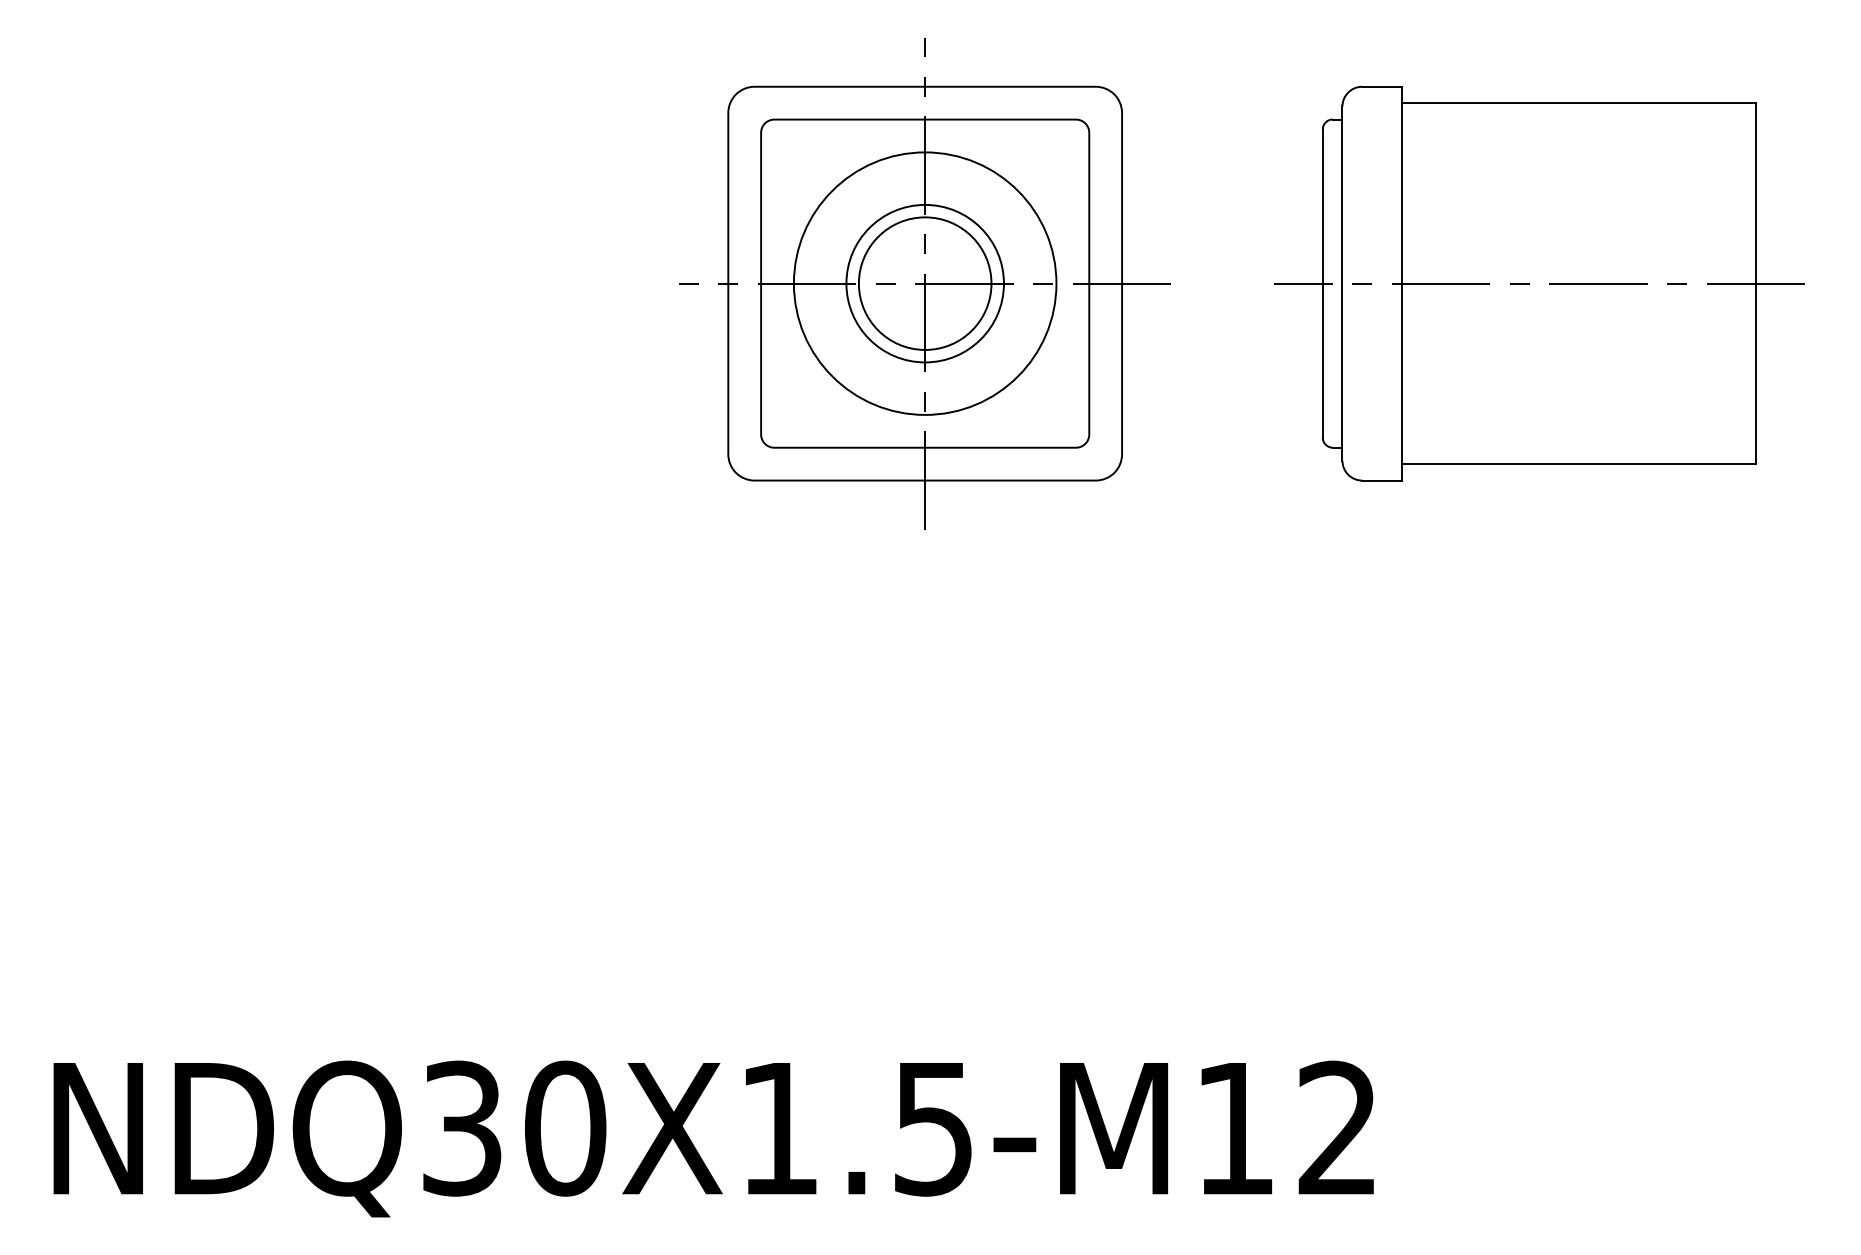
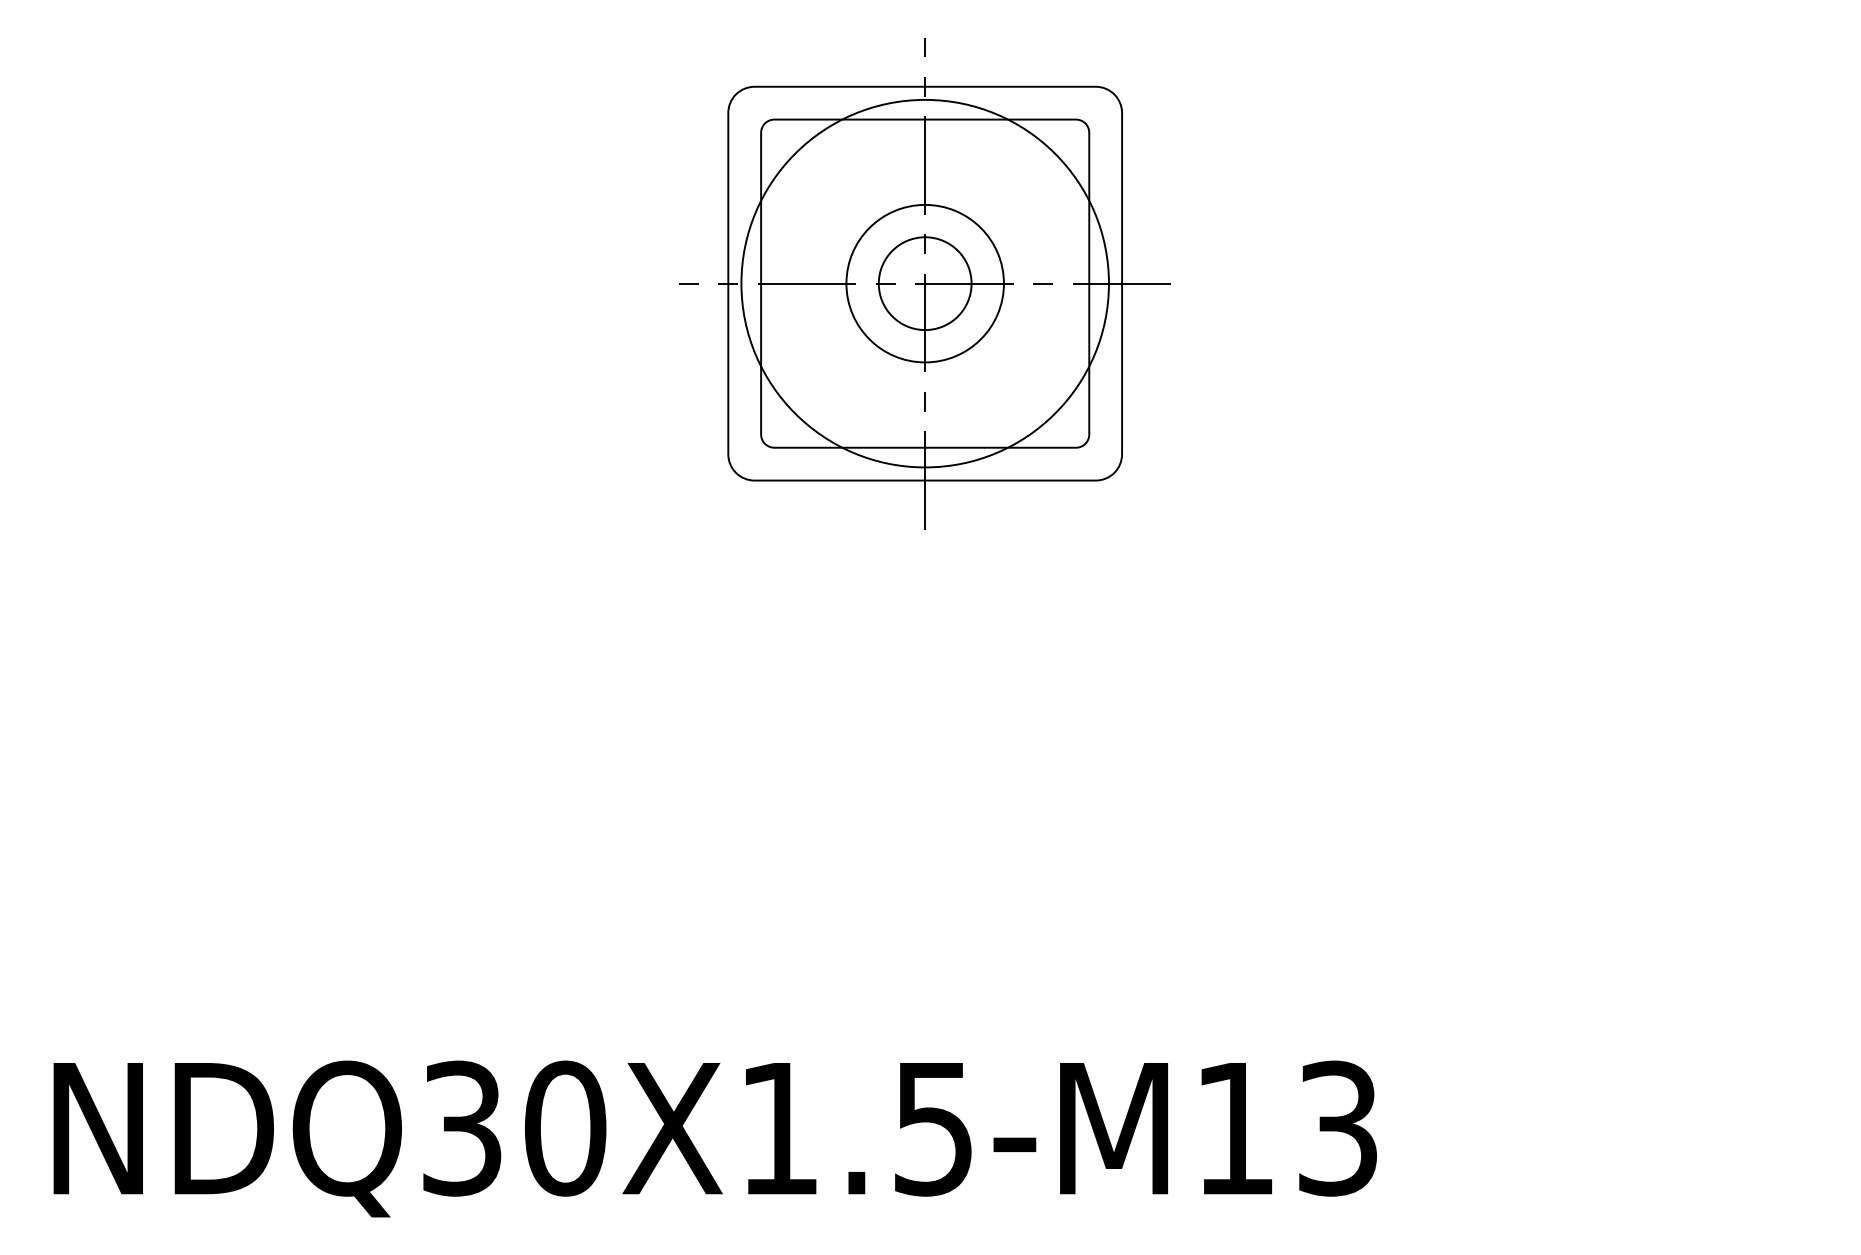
circle diameter: 133 px -> 93 px (924, 283)
circle diameter: 263 px -> 368 px (924, 283)
part: present -> none (1539, 283)
text: NDQ30X1.5-M12 -> NDQ30X1.5-M13 (1337, 1128)
